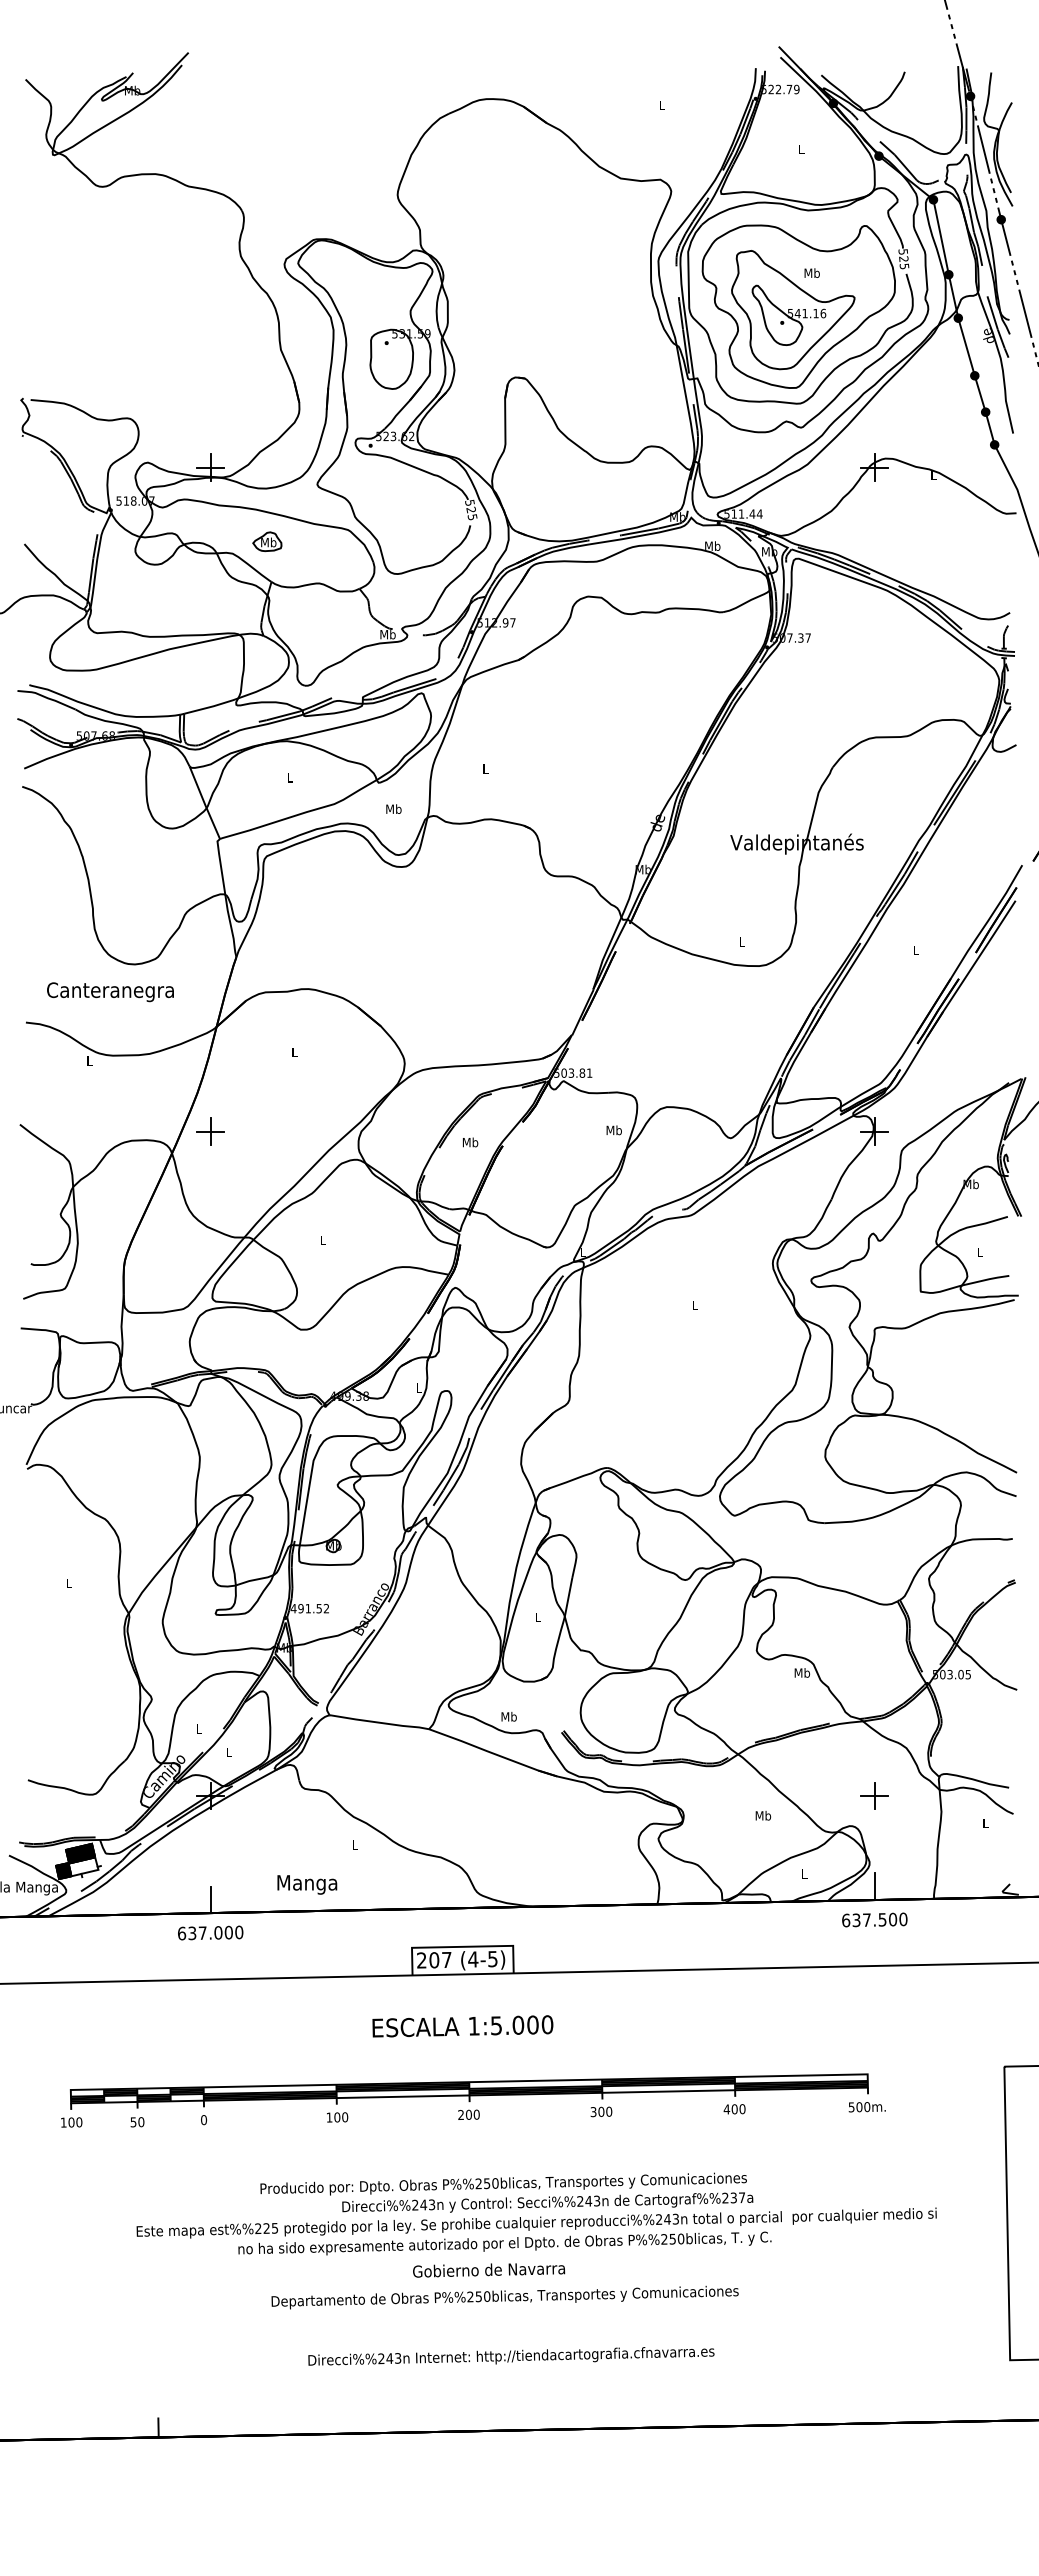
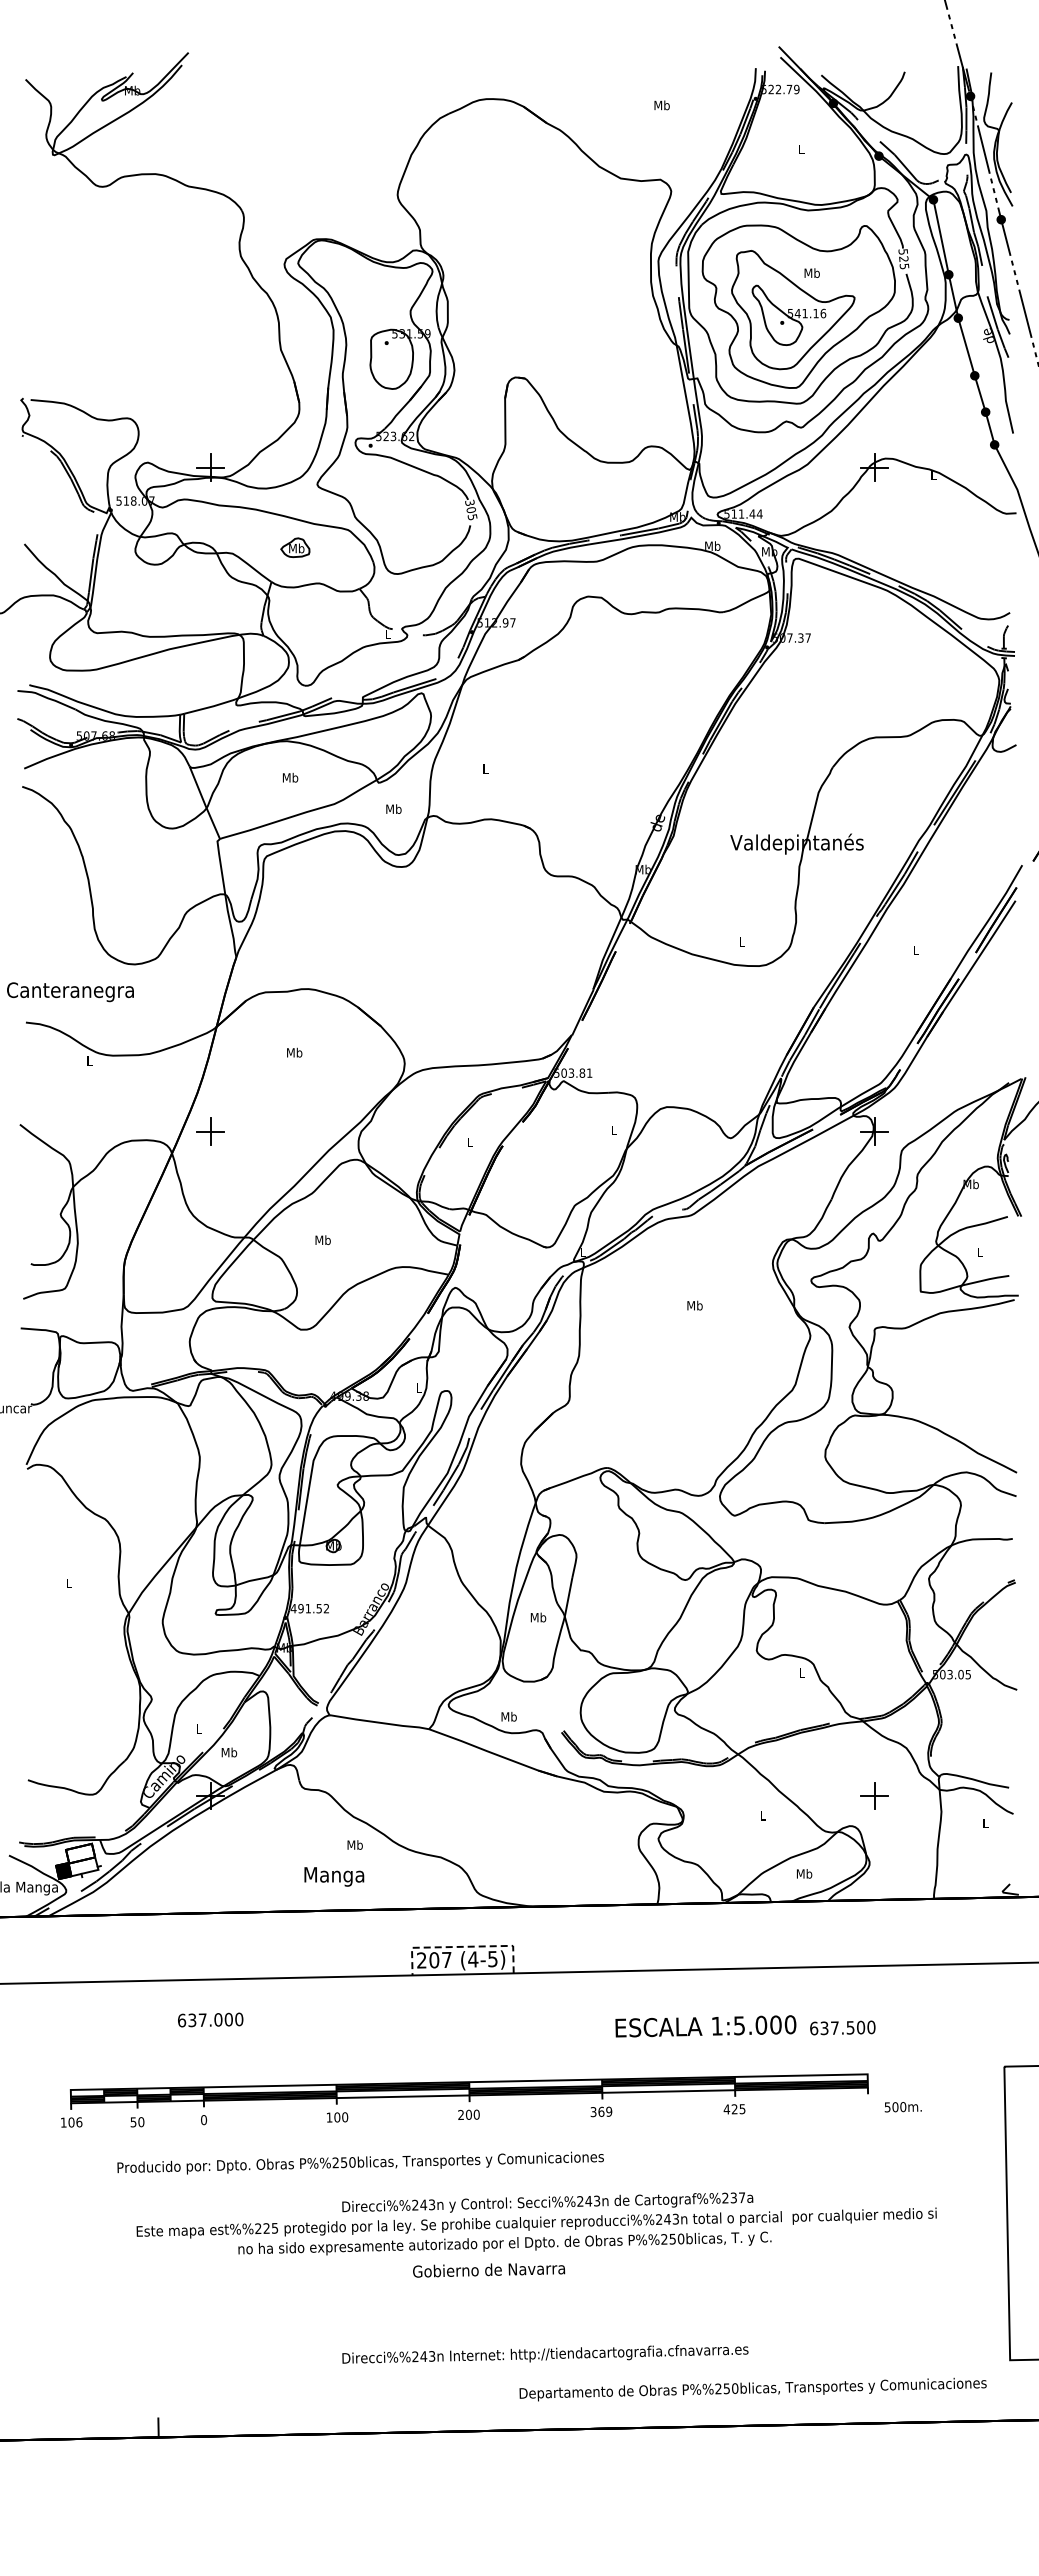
text: L -> Mb (661, 105)
text: 525 -> 305 (470, 506)
part position: (267, 541) -> (295, 547) (295, 547)
text: Mb -> L (387, 634)
text: L -> Mb (290, 777)
text position: (110, 992) -> (70, 992) (70, 992)
text: L -> Mb (294, 1052)
text: Mb -> L (613, 1130)
text: Mb -> L (470, 1142)
text: L -> Mb (322, 1240)
text: L -> Mb (694, 1305)
text: L -> Mb (538, 1617)
text: Mb -> L (802, 1672)
text: L -> Mb (229, 1752)
text: Mb -> L (763, 1815)
text: L -> Mb (354, 1844)
fill: present -> none (80, 1853)
text: L -> Mb (804, 1873)
text position: (307, 1884) -> (334, 1876) (334, 1876)
line: present -> none (874, 1886)
line: present -> none (210, 1899)
text position: (874, 1919) -> (842, 2027) (842, 2027)
text position: (210, 1932) -> (210, 2019) (210, 2019)
line: solid -> dashed (462, 1946)
text position: (462, 2026) -> (705, 2026) (705, 2026)
text position: (866, 2107) -> (902, 2107) (902, 2107)
text: 400 -> 425 (738, 2109)
text: 300 -> 369 (605, 2111)
text: 100 -> 106 (79, 2122)
text position: (503, 2183) -> (360, 2162) (360, 2162)
text position: (504, 2297) -> (752, 2389) (752, 2389)
text position: (511, 2356) -> (545, 2354) (545, 2354)
